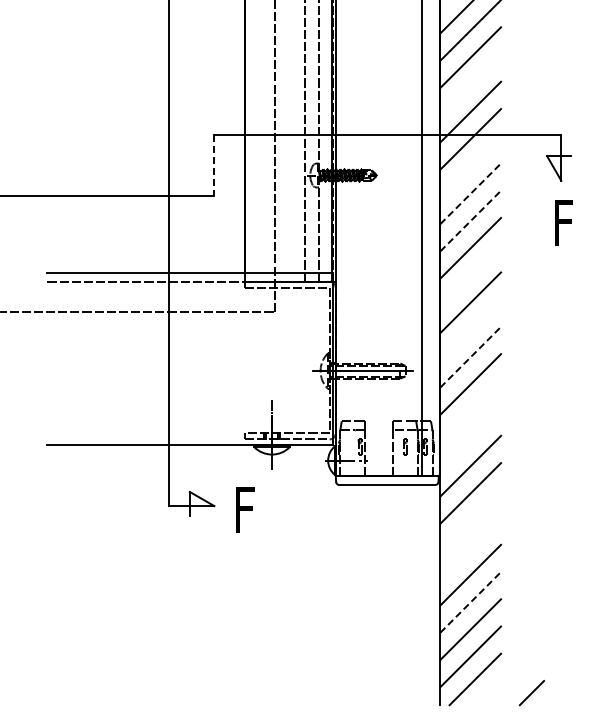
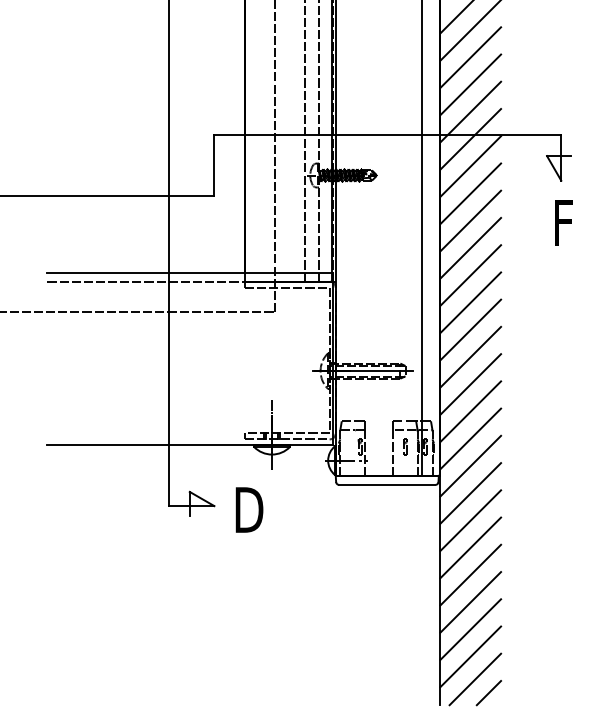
line: none -> present (470, 84)
line: dashed -> solid (214, 166)
line: none -> present (470, 166)
line: dashed -> solid (470, 193)
line: dashed -> solid (470, 221)
line: none -> present (470, 275)
line: none -> present (470, 329)
line: dashed -> solid (470, 357)
line: none -> present (470, 411)
line: none -> present (470, 438)
text: F -> D (249, 509)
line: none -> present (470, 520)
line: none -> present (470, 547)
line: dashed -> solid (470, 602)
line position: (531, 693) -> (488, 693) (488, 693)
